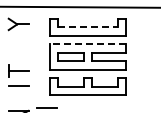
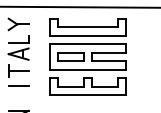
line: dashed -> solid (88, 27)
line: dashed -> solid (87, 44)
part: none -> present (18, 47)
line: present -> none (46, 107)
